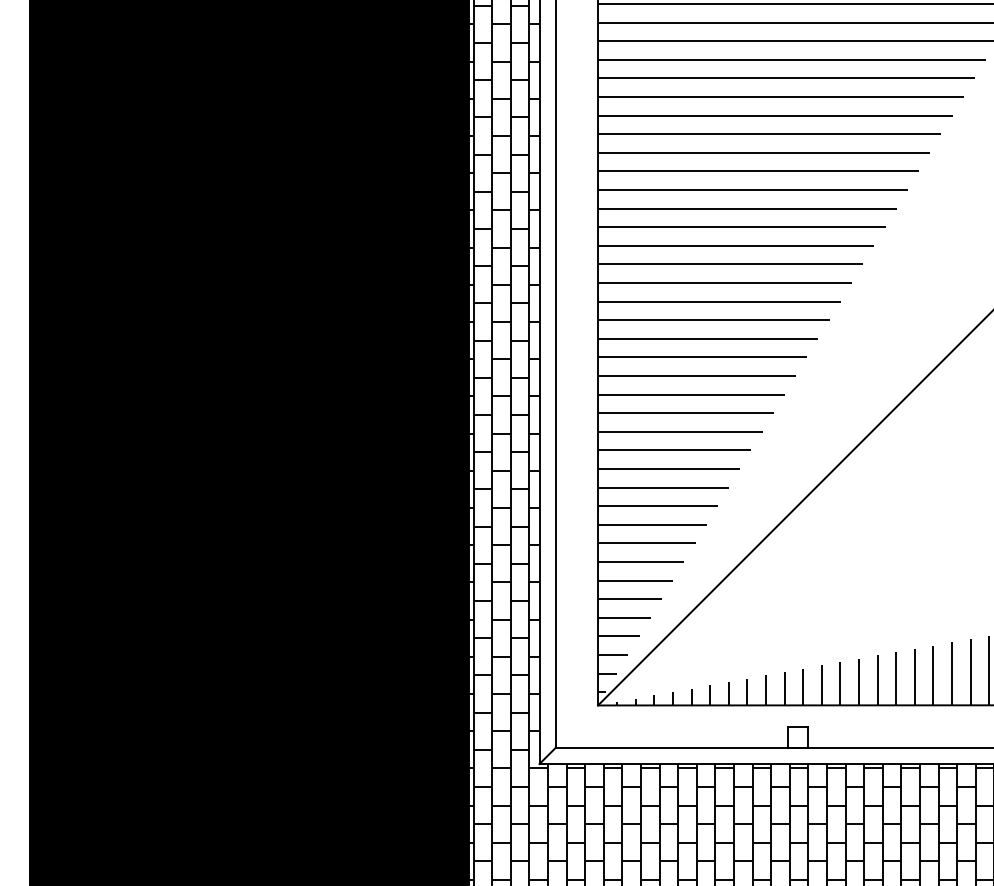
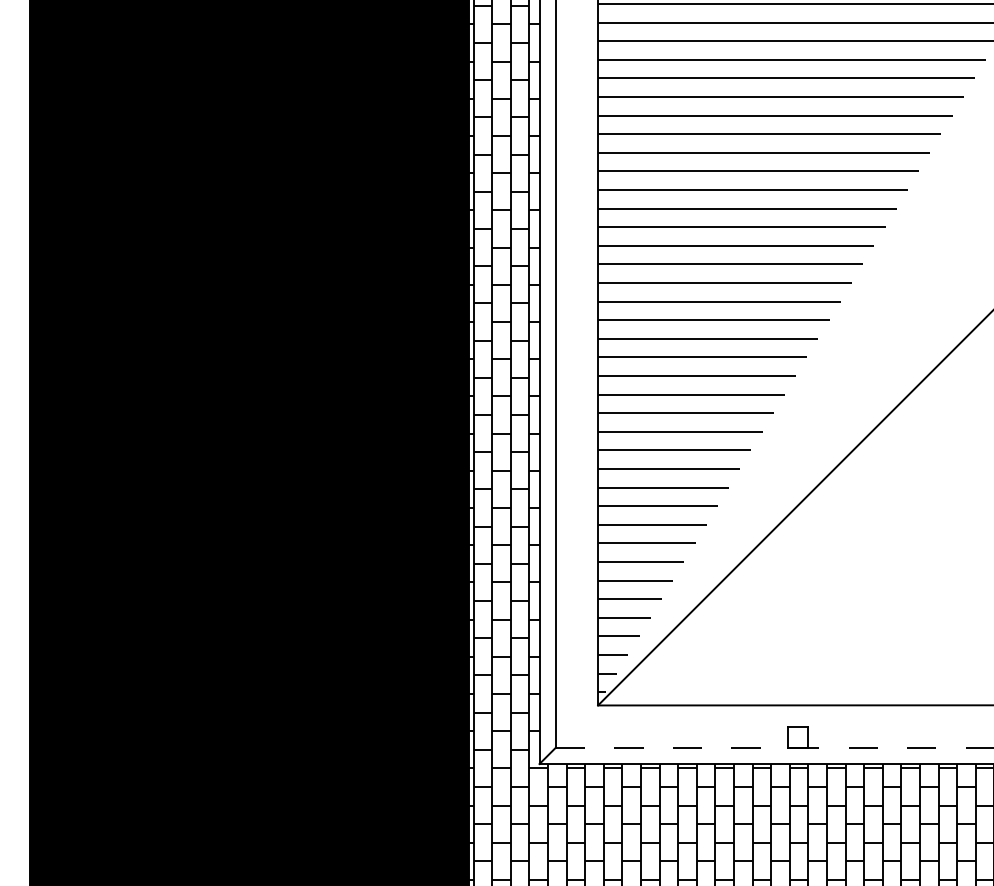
hatch: present -> none (793, 670)
line: solid -> dashed (774, 747)
